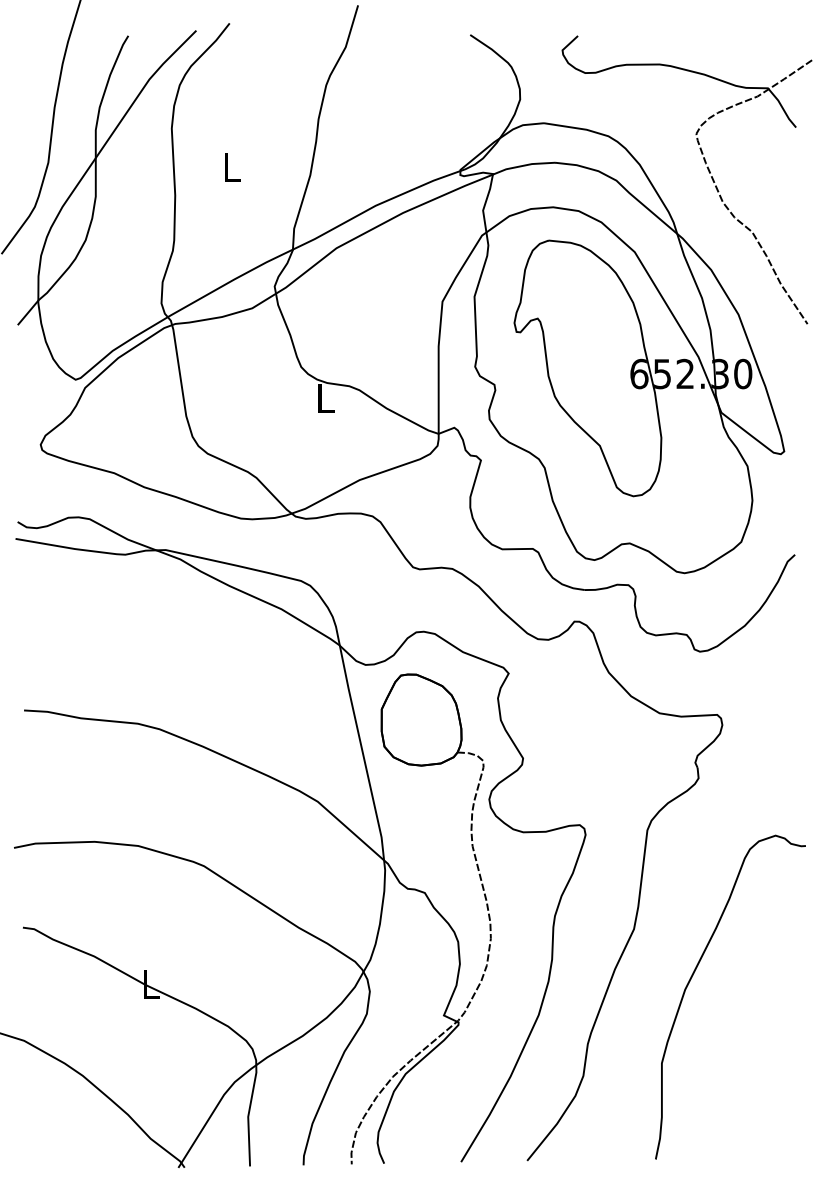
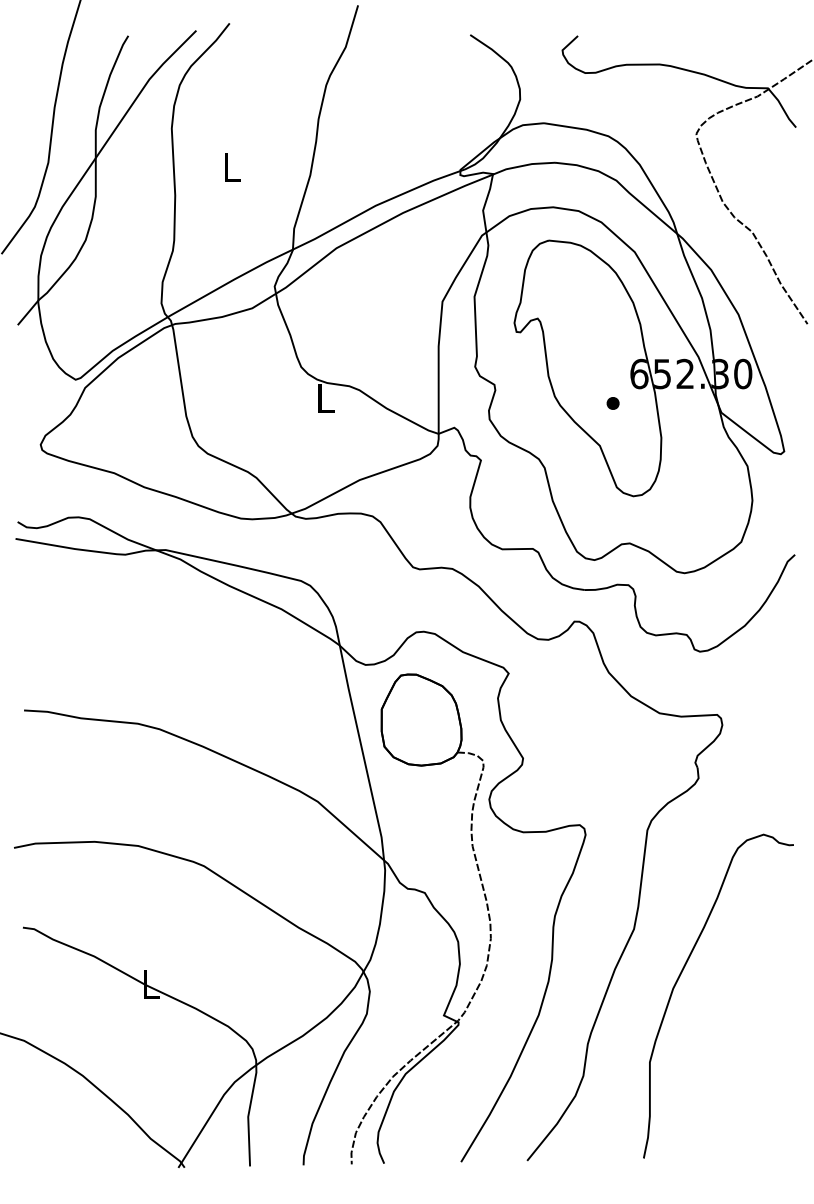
part: none -> present (612, 403)
curve position: (692, 977) -> (680, 976) (680, 976)
